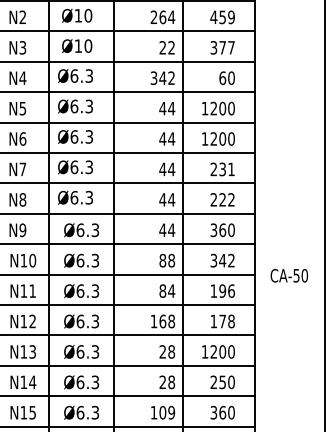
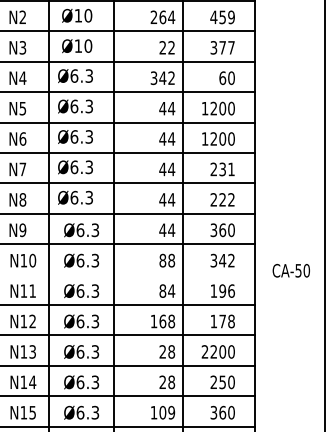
line: present -> none (128, 274)
text position: (288, 275) -> (290, 270) (290, 270)
text: 1200 -> 2200 (204, 351)
